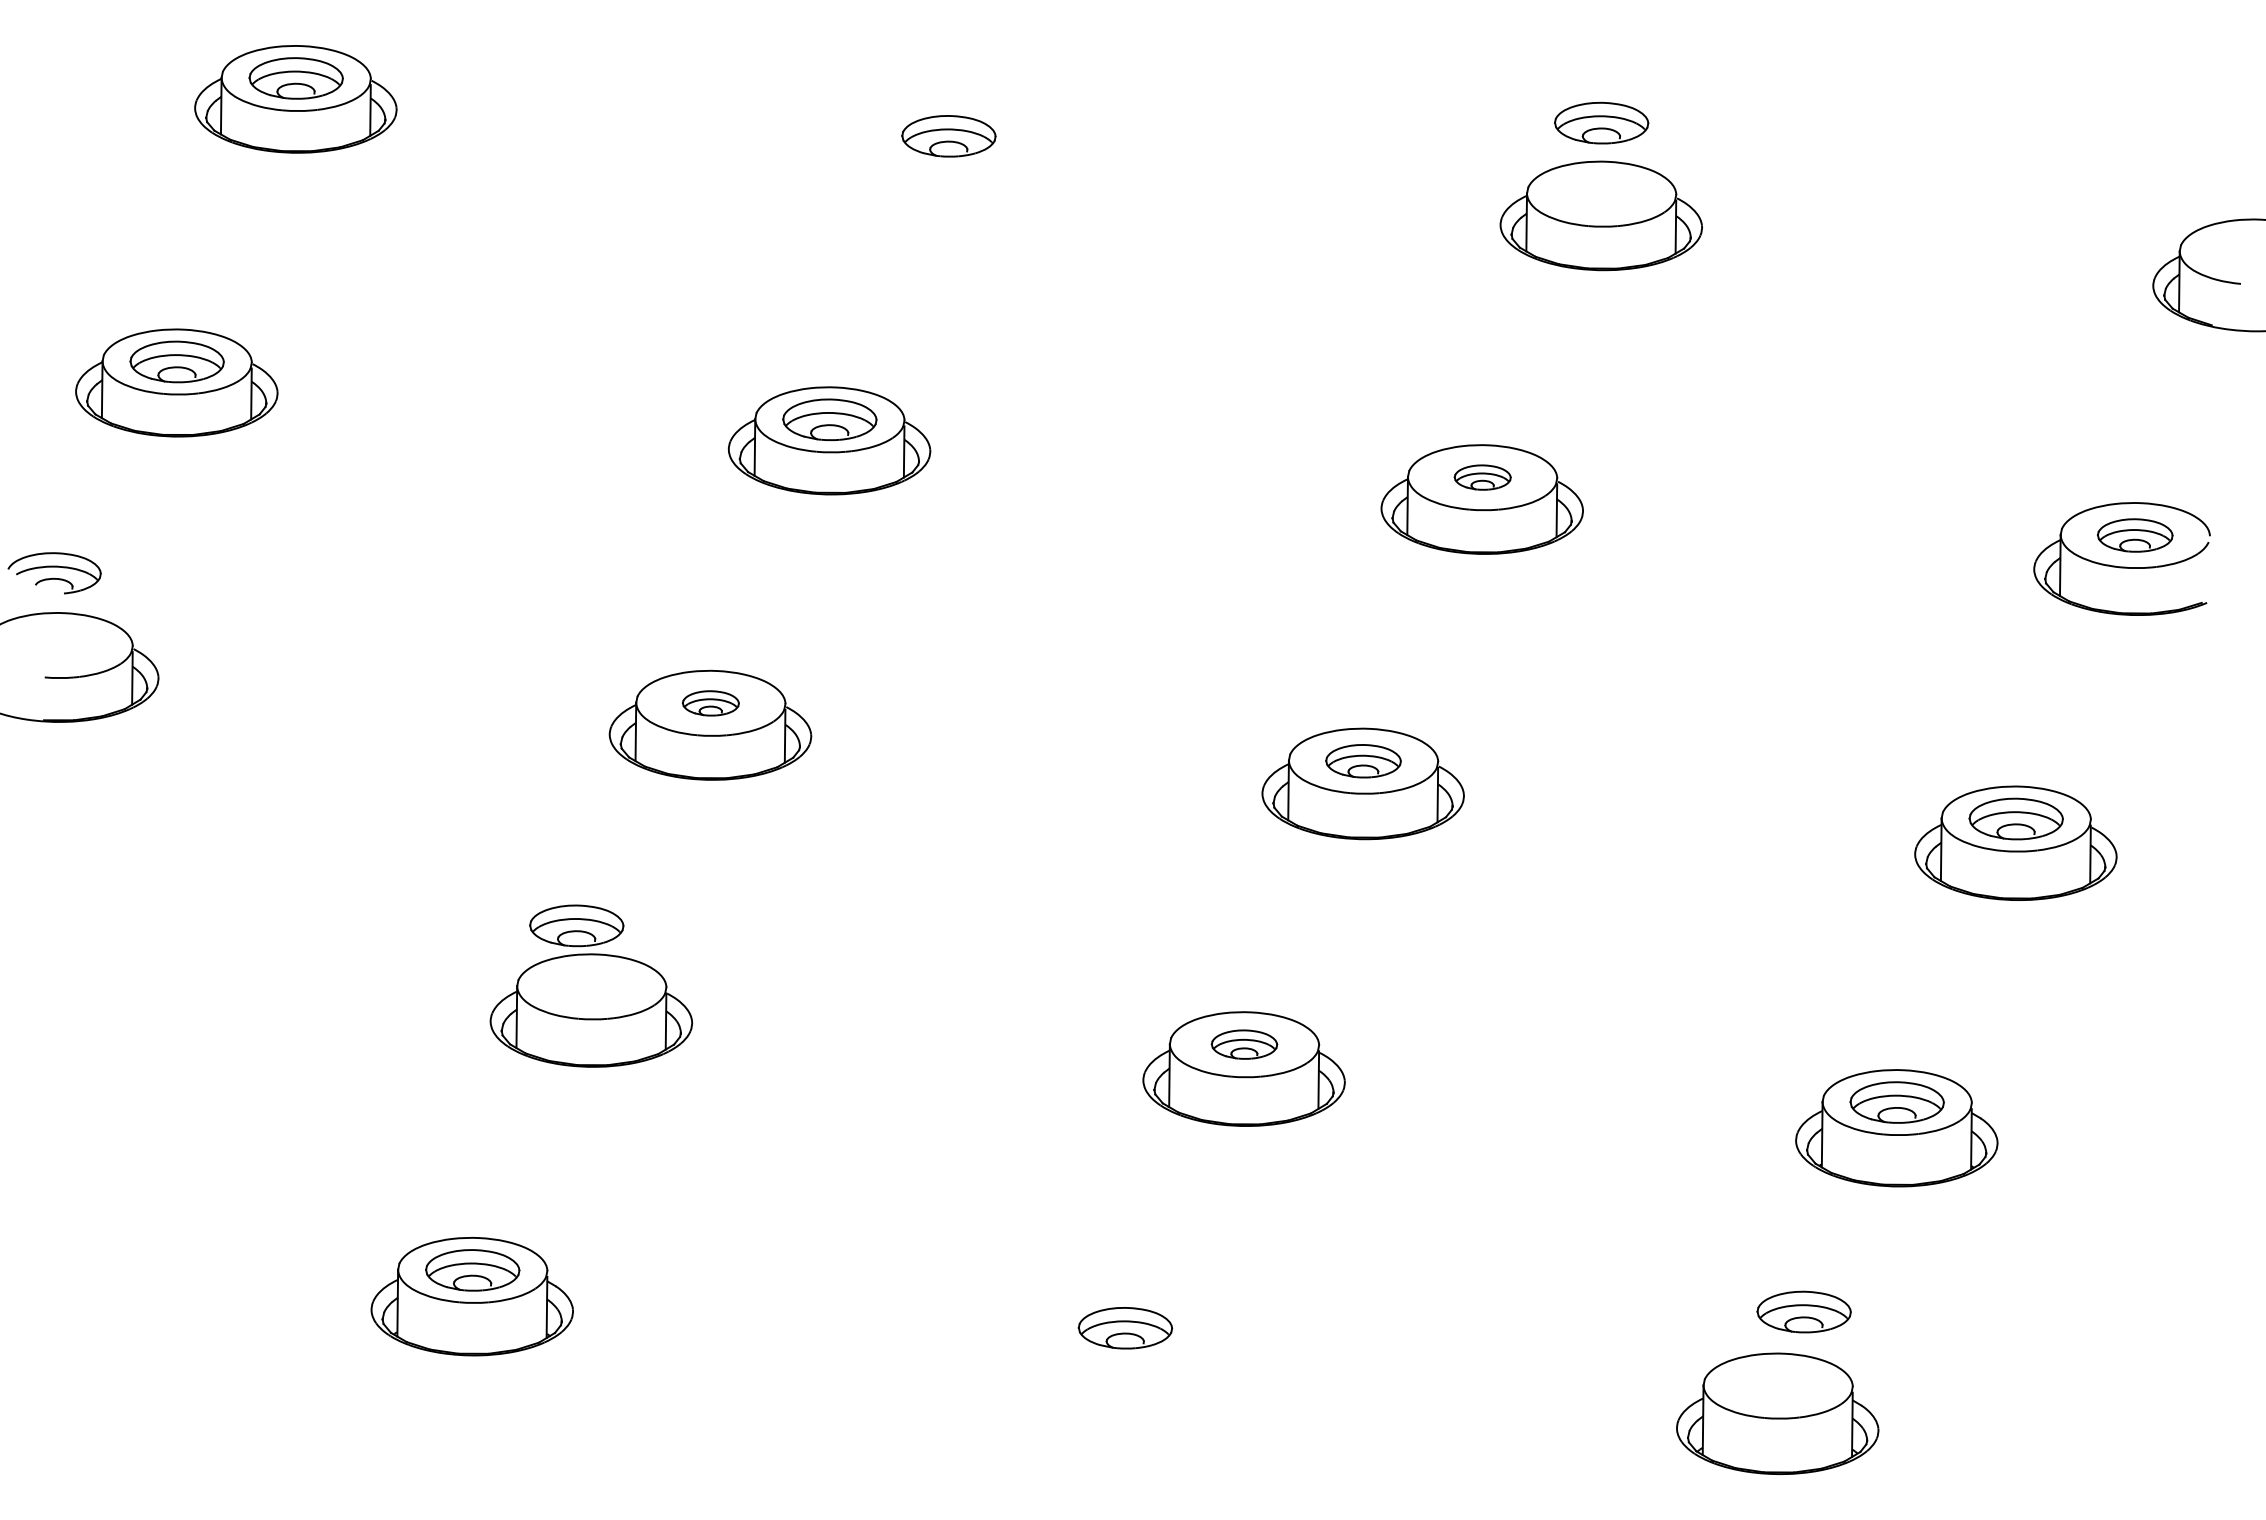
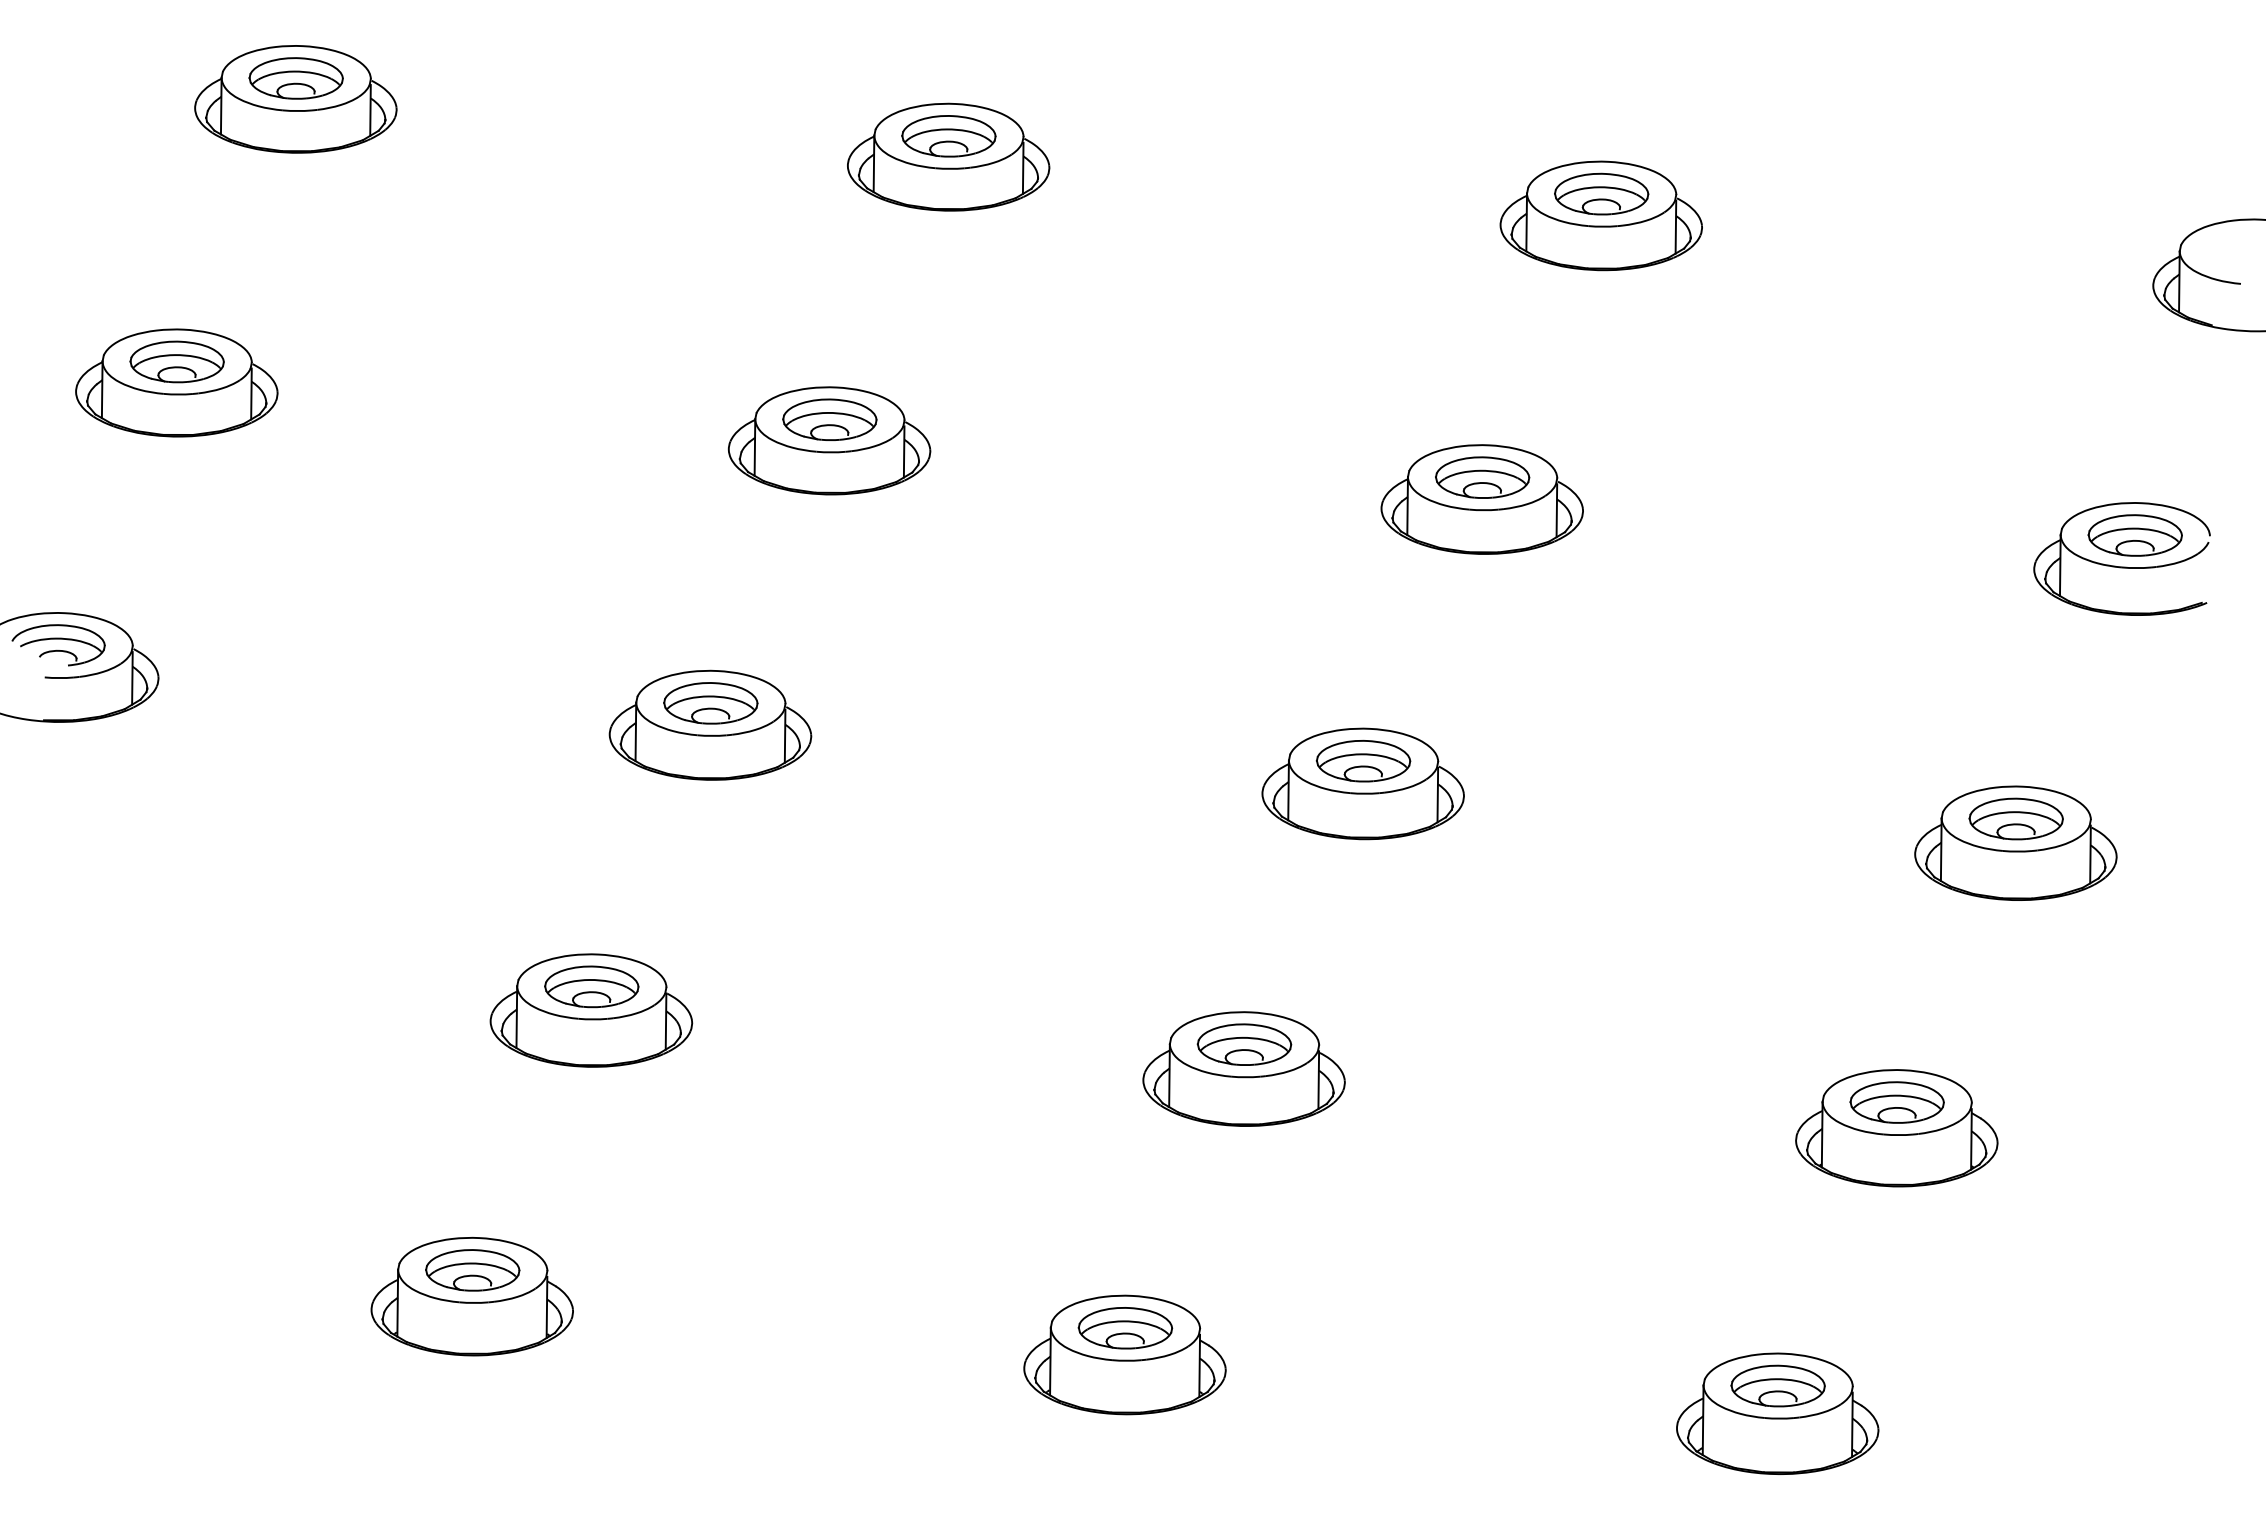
part position: (1601, 122) -> (1601, 193) (1601, 193)
part: none -> present (948, 156)
part size: 59x27 px -> 96x43 px (1482, 477)
part size: 77x35 px -> 96x43 px (2134, 535)
part position: (54, 573) -> (58, 645) (58, 645)
part size: 58x27 px -> 96x43 px (710, 703)
part size: 77x35 px -> 97x43 px (1363, 761)
part position: (576, 925) -> (591, 986) (591, 986)
part size: 69x31 px -> 97x43 px (1244, 1044)
part position: (1803, 1311) -> (1777, 1385) (1777, 1385)
part: none -> present (1124, 1354)
